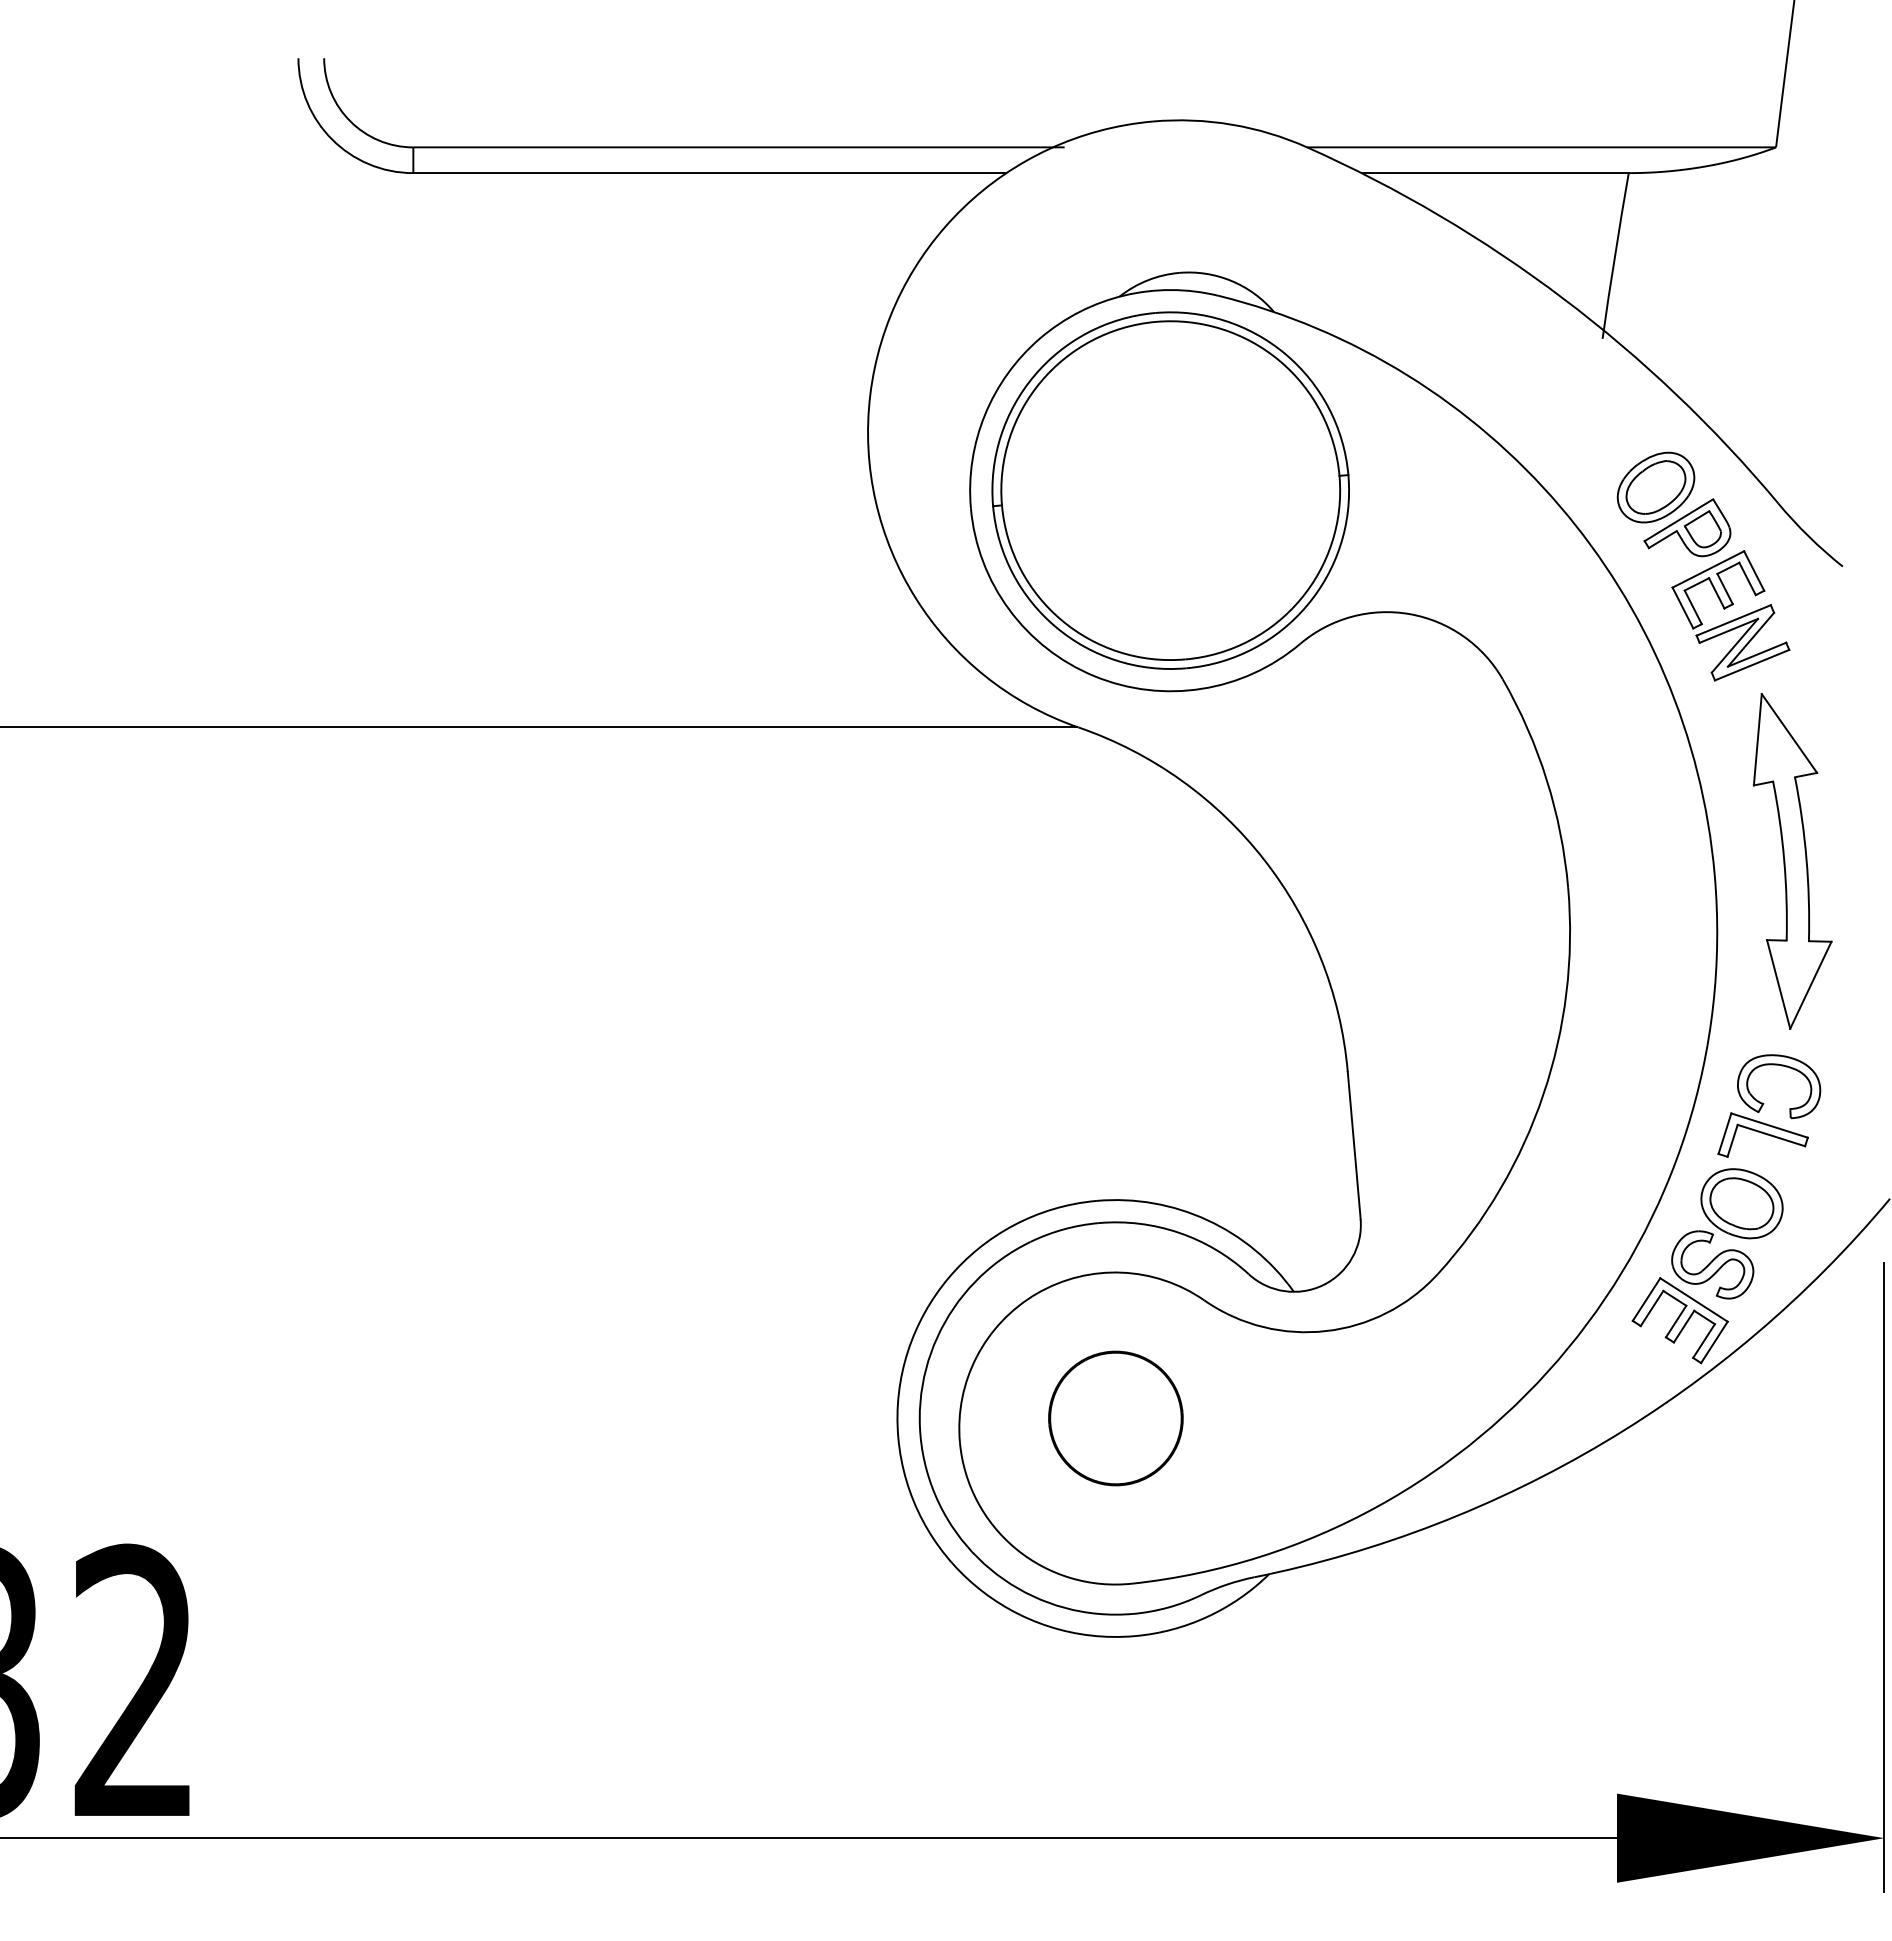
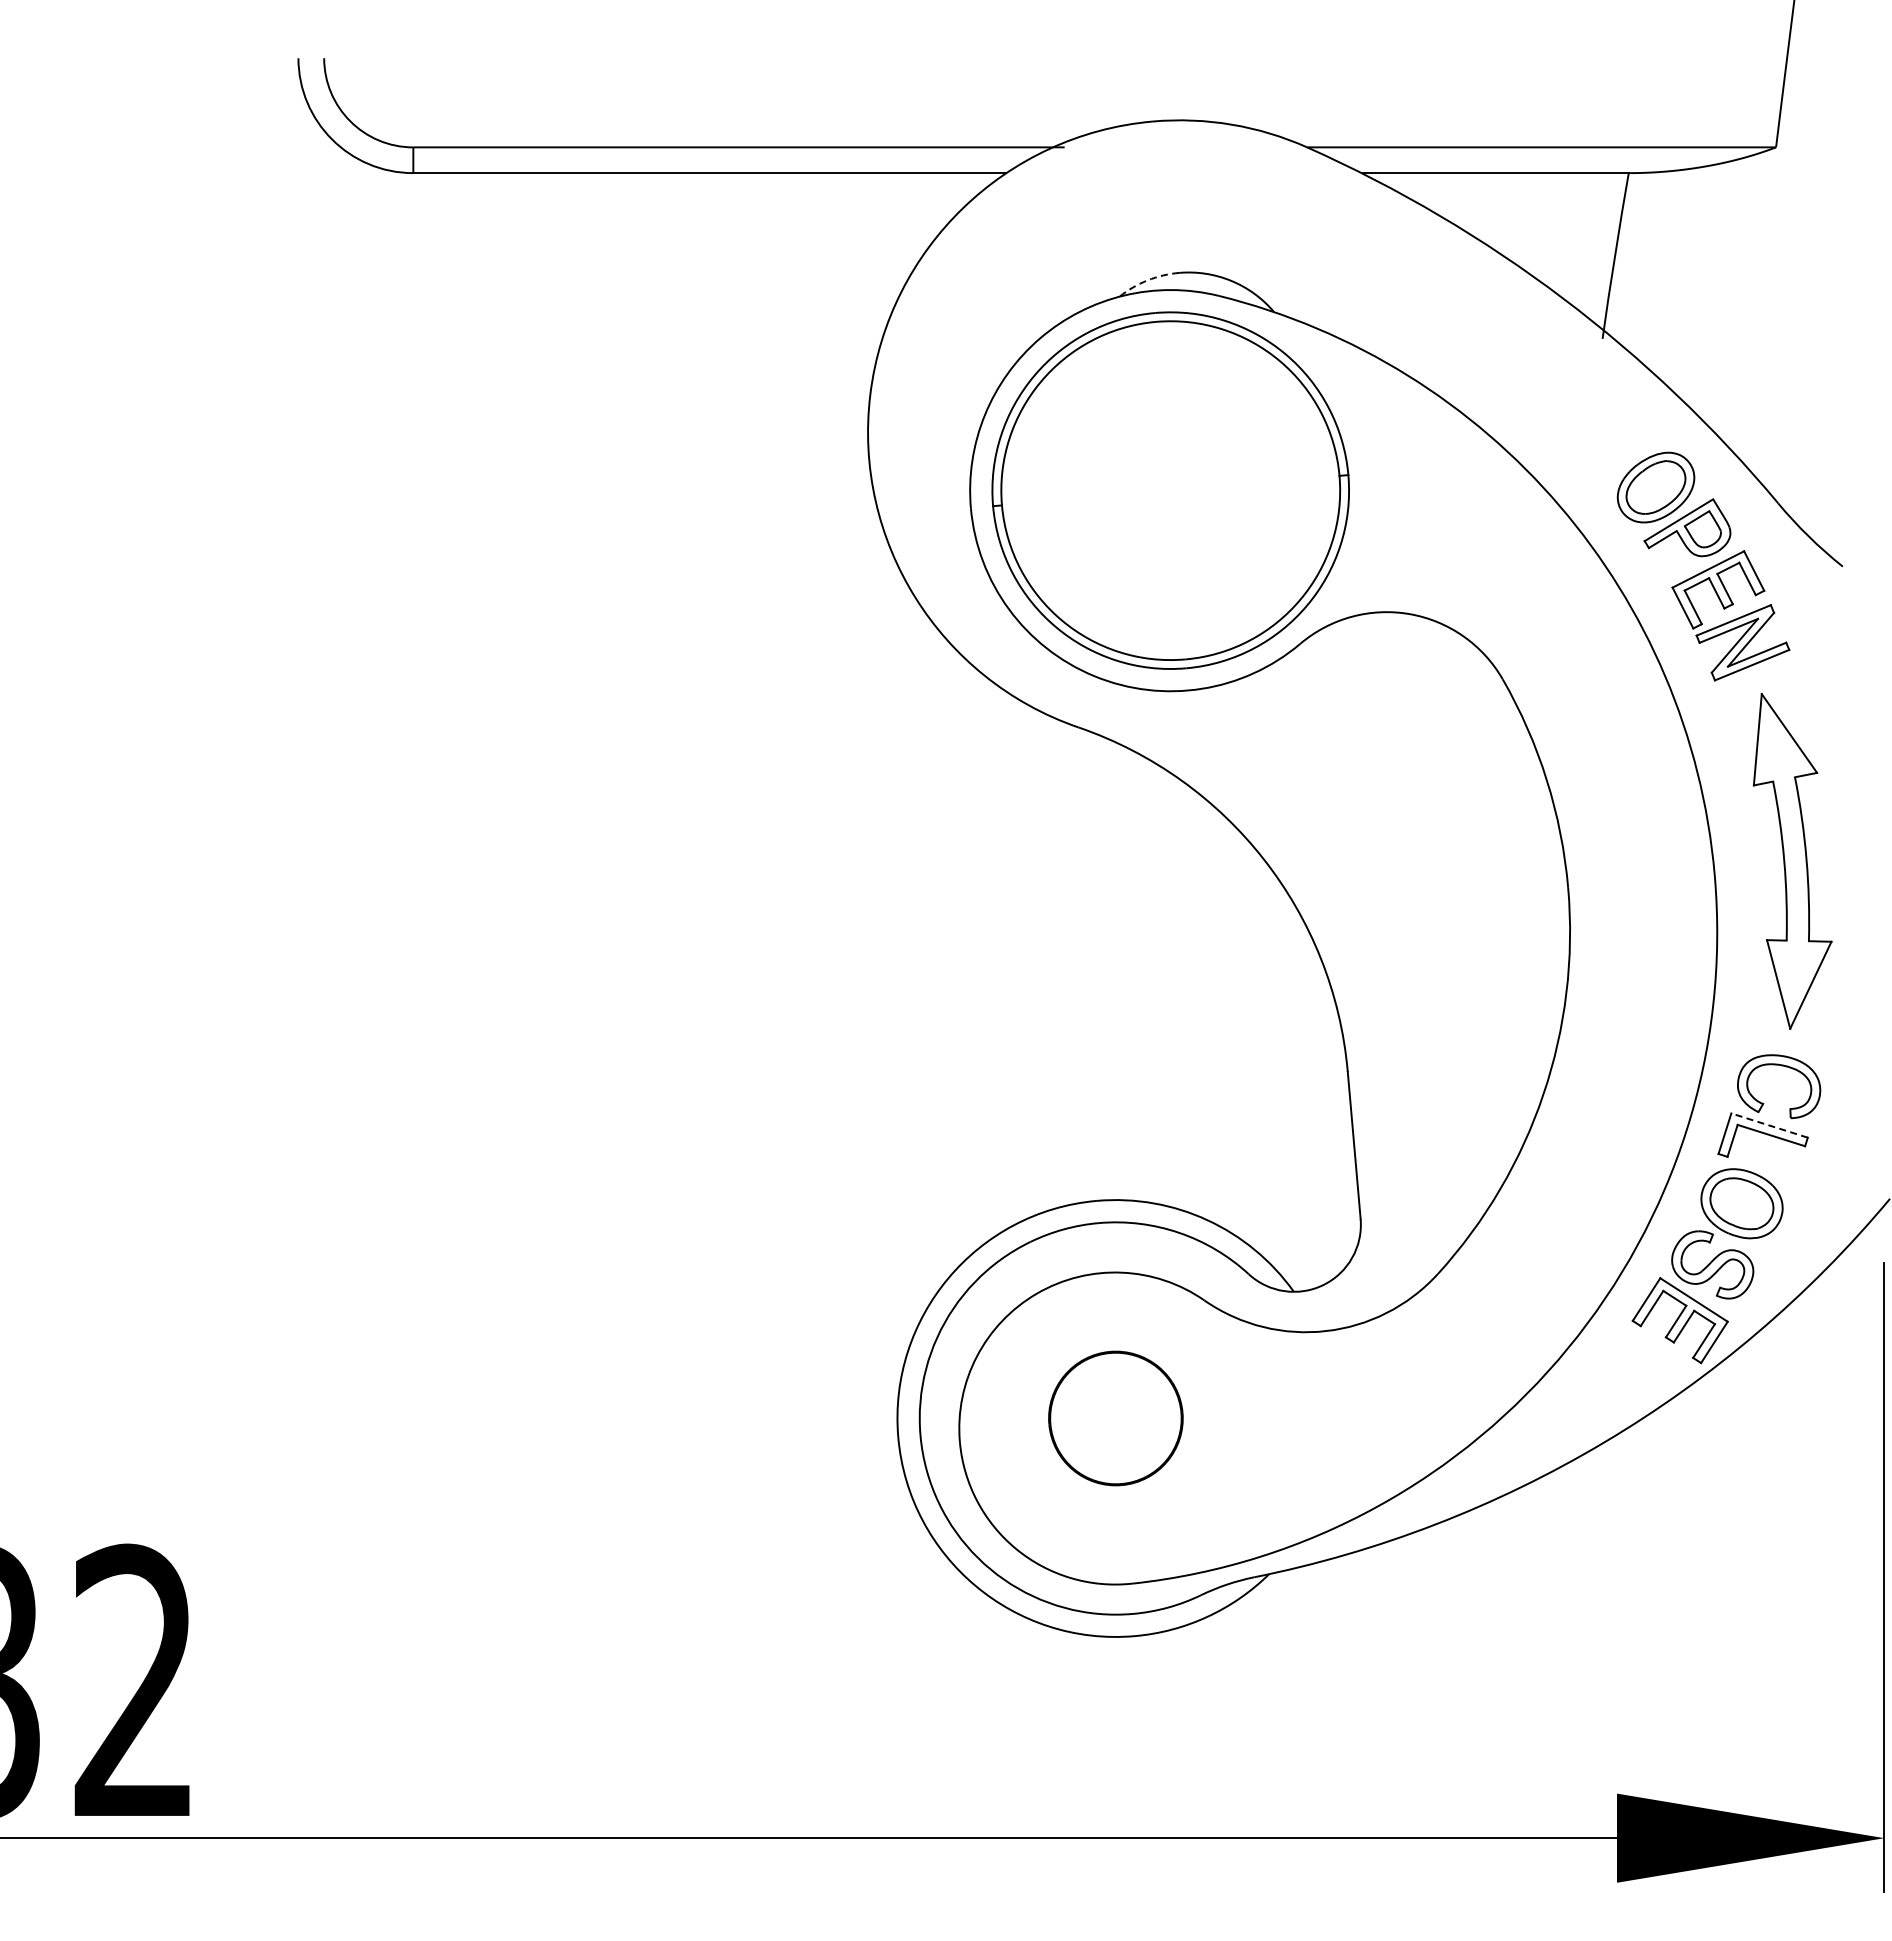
arc: solid -> dashed (1147, 280)
line: present -> none (539, 726)
line: solid -> dashed (1769, 1125)
